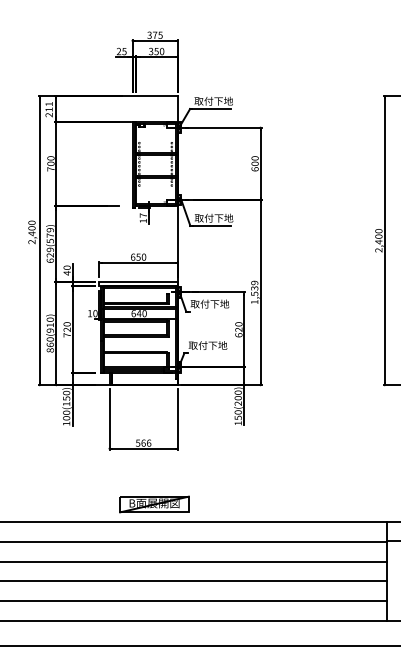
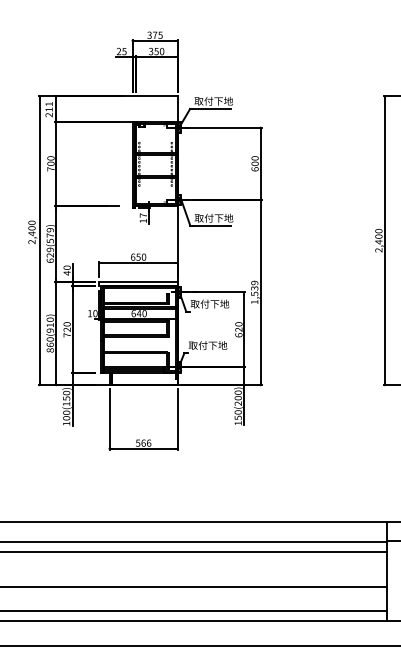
part: present -> none (154, 504)
line position: (194, 561) -> (194, 551) (194, 551)
line position: (194, 581) -> (194, 587) (194, 587)
line position: (194, 600) -> (194, 610) (194, 610)
